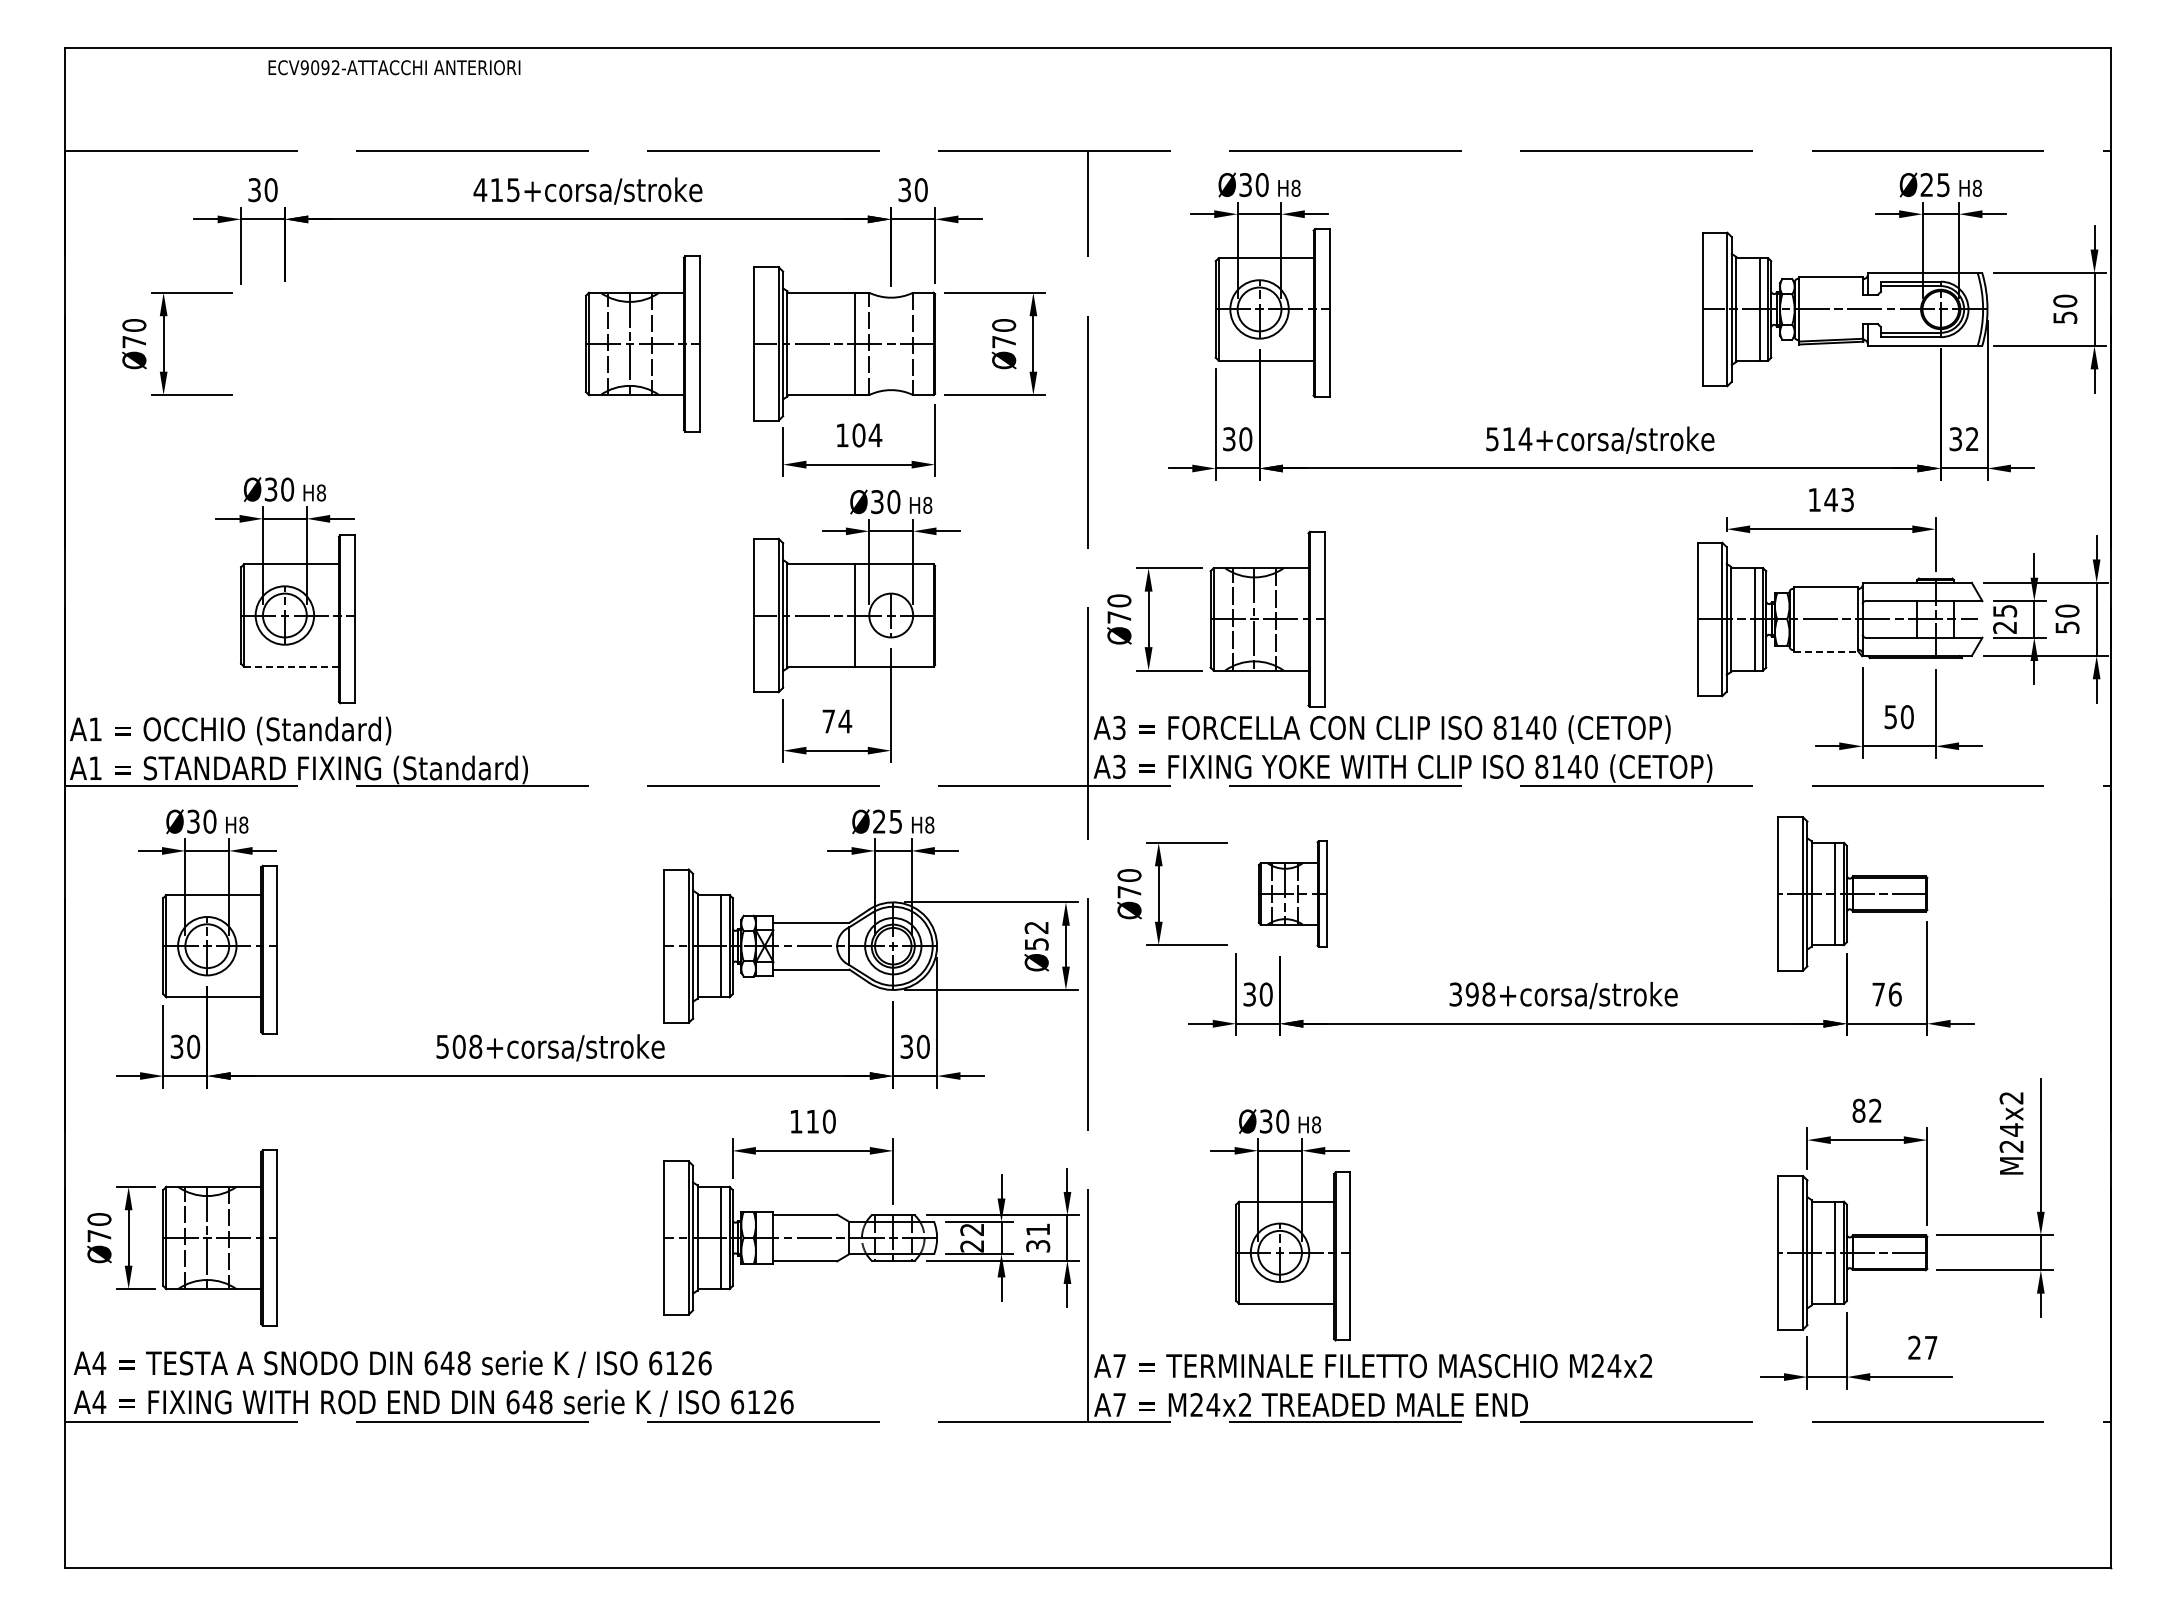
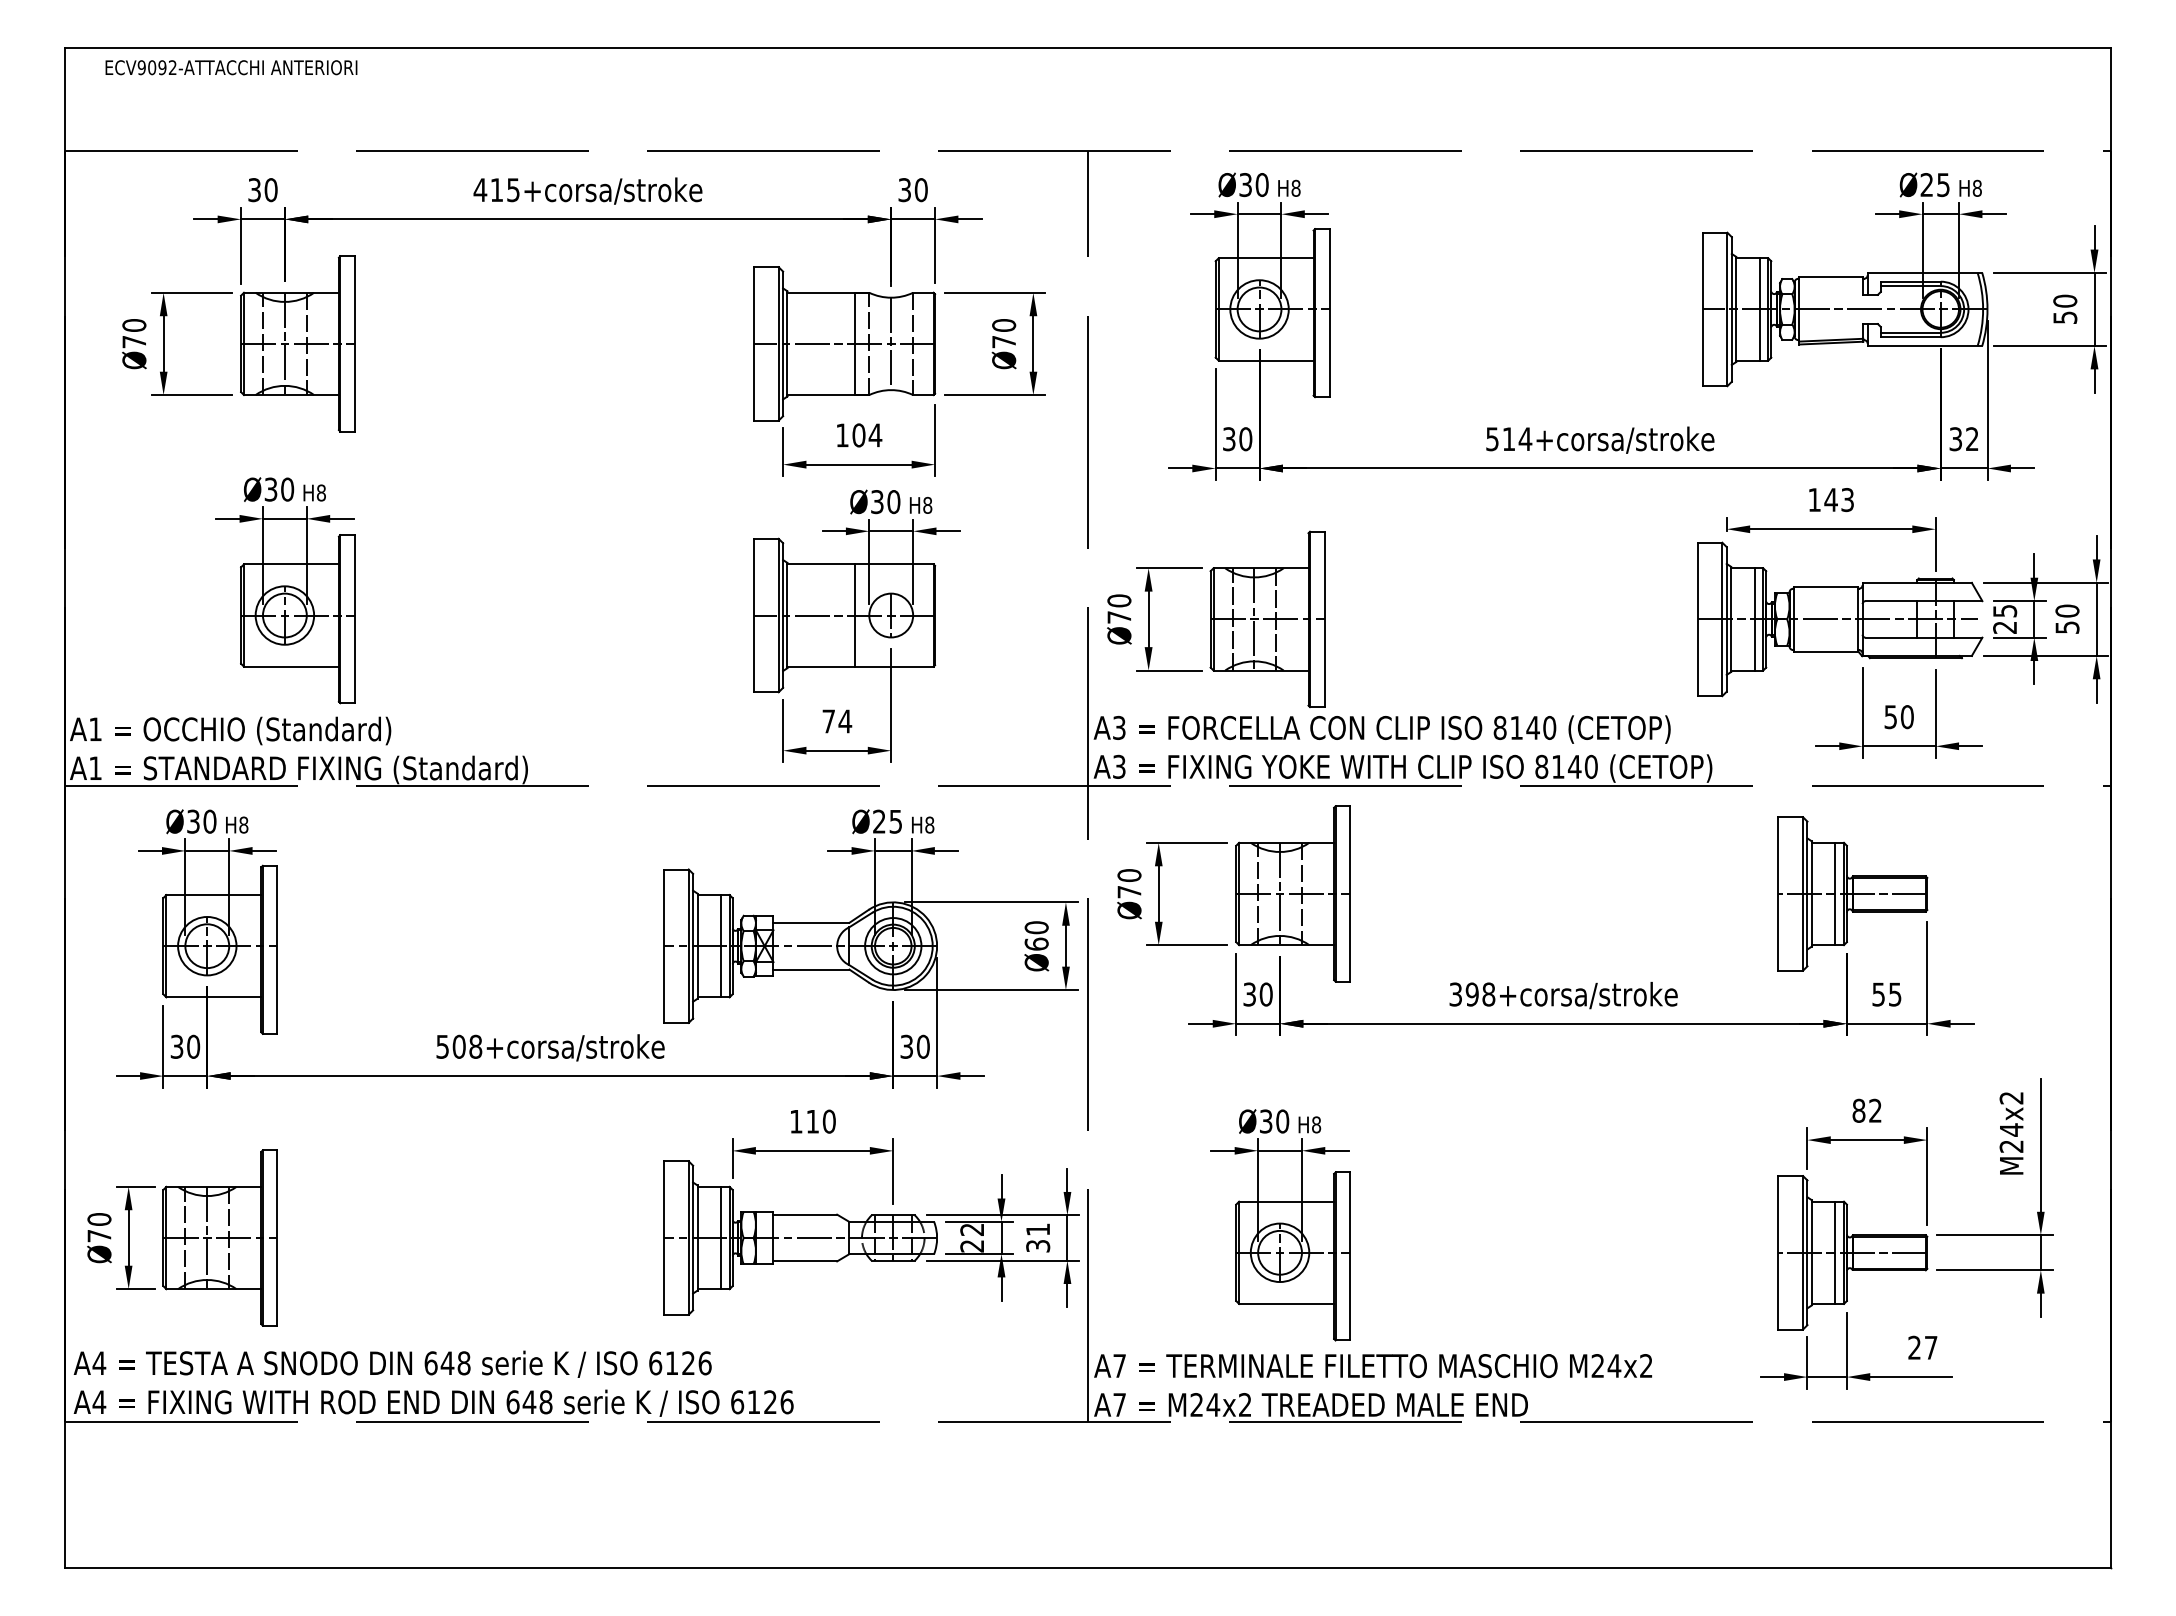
text position: (394, 67) -> (231, 67) (231, 67)
part position: (642, 343) -> (297, 343) (297, 343)
line: none -> present (891, 343)
line: dashed -> solid (1826, 651)
line: dashed -> solid (291, 666)
part size: 71x108 px -> 116x178 px (1292, 893)
text: Ø52 -> Ø60 (1036, 935)
text: 76 -> 55 (1886, 994)
